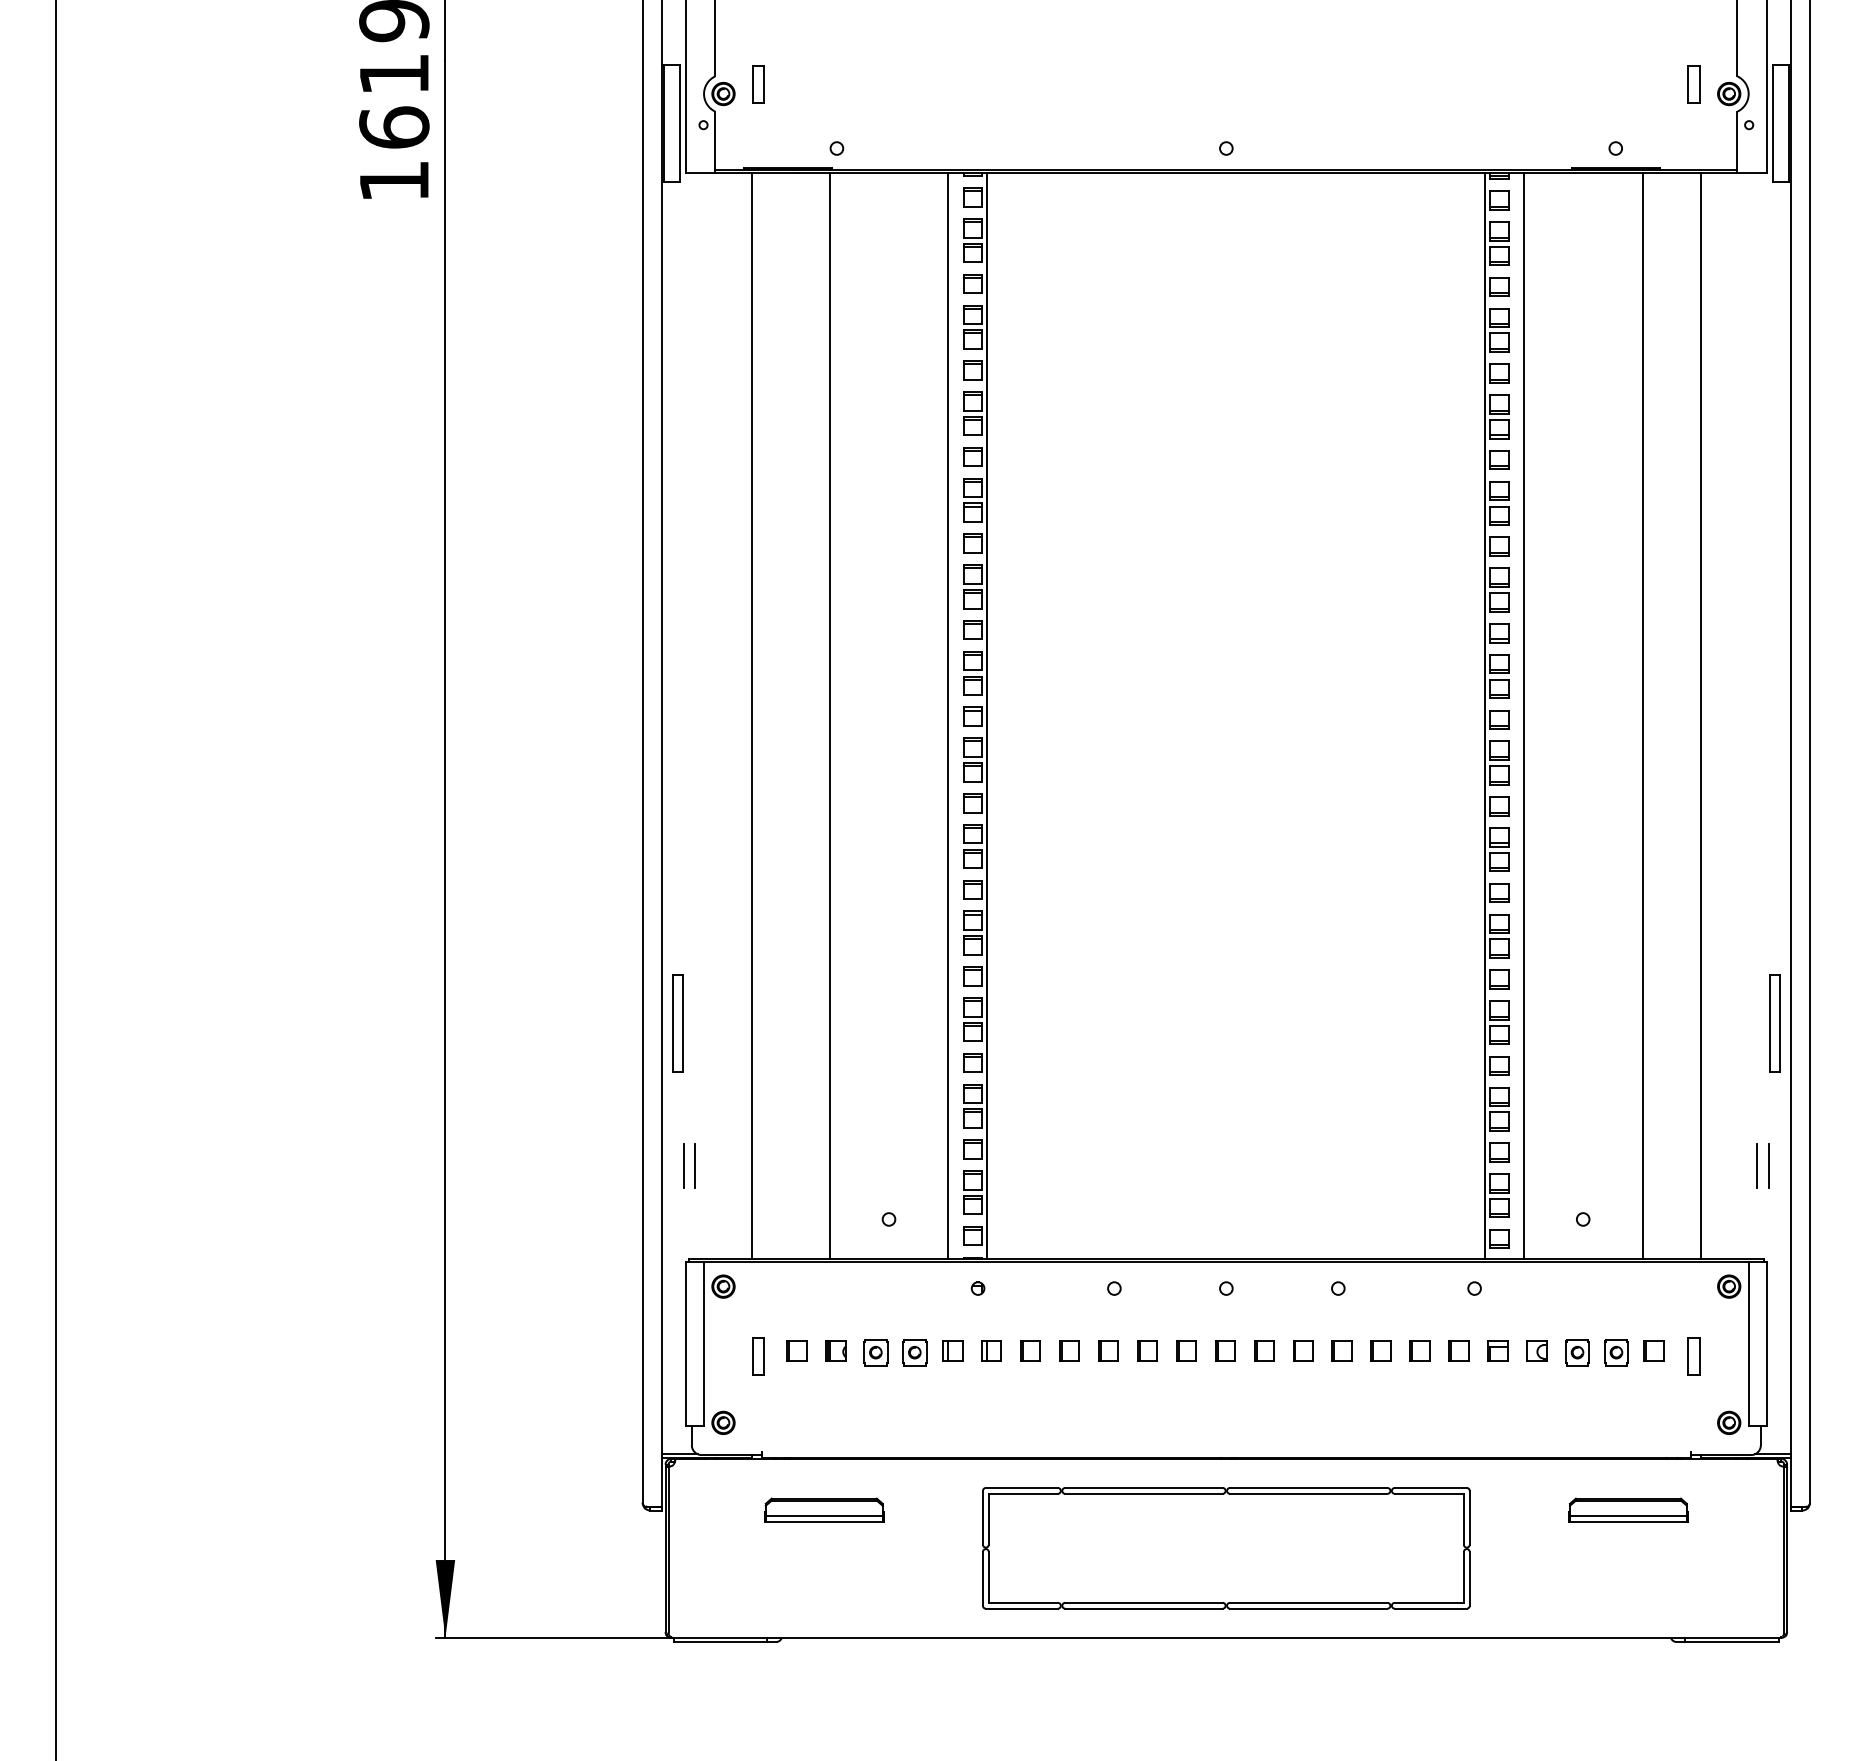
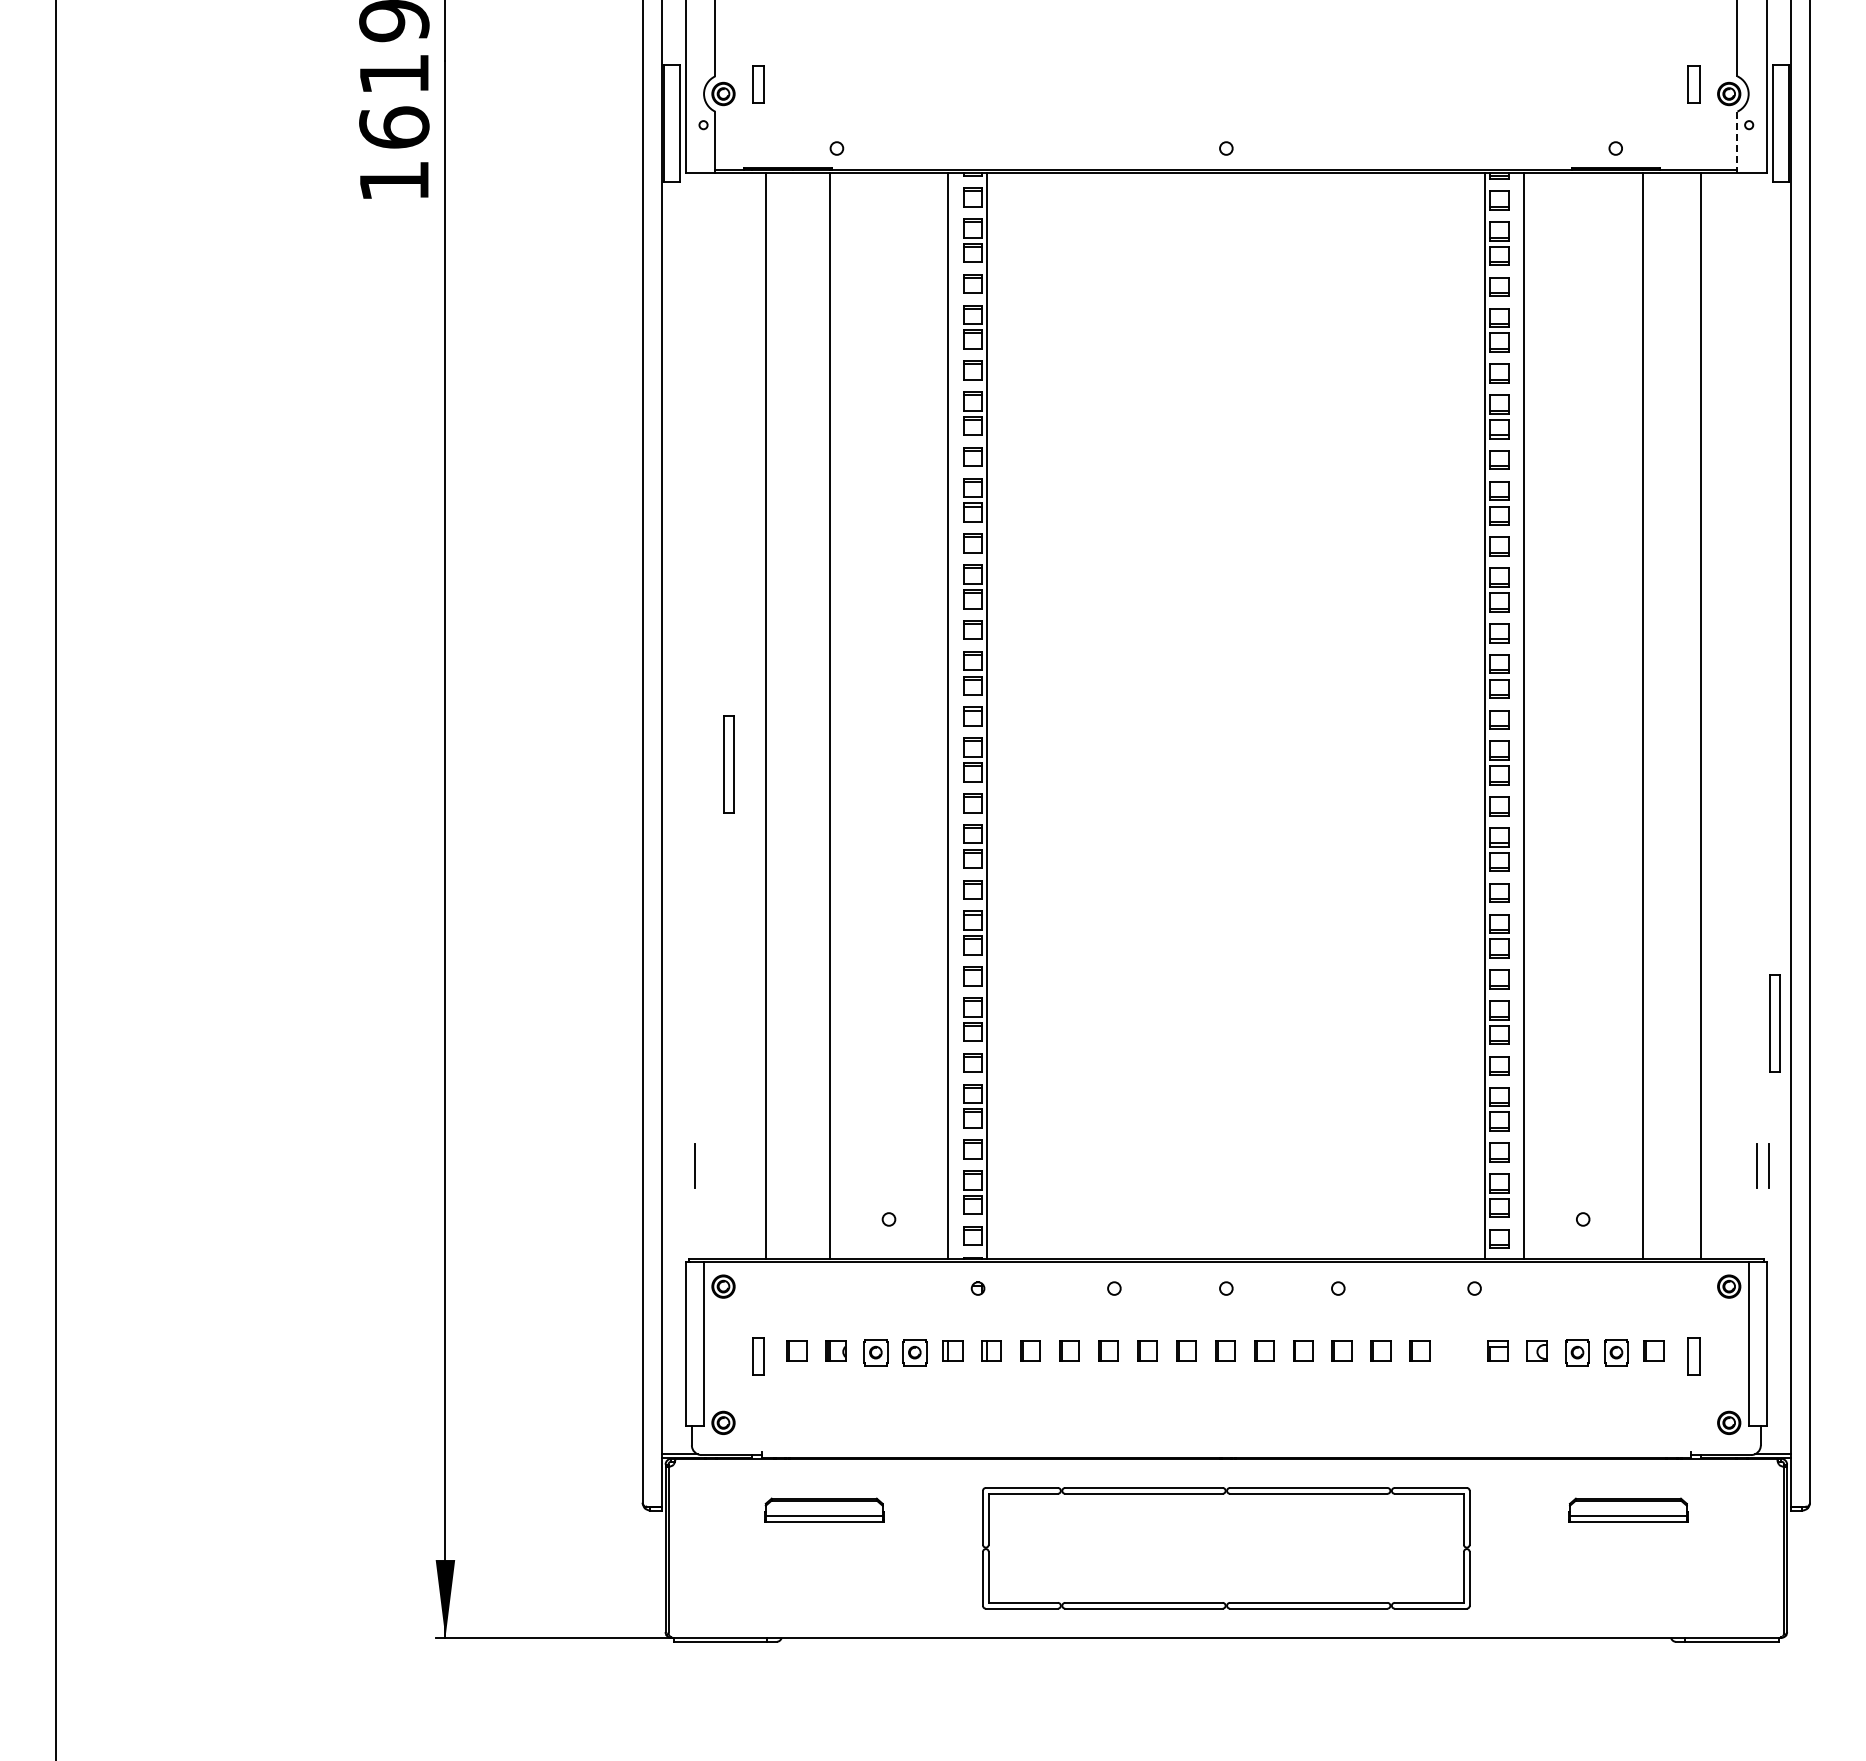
line: solid -> dashed (1737, 142)
line position: (751, 715) -> (765, 715) (765, 715)
part position: (677, 1023) -> (728, 764) (728, 764)
line: present -> none (683, 1165)
part: present -> none (1458, 1350)
